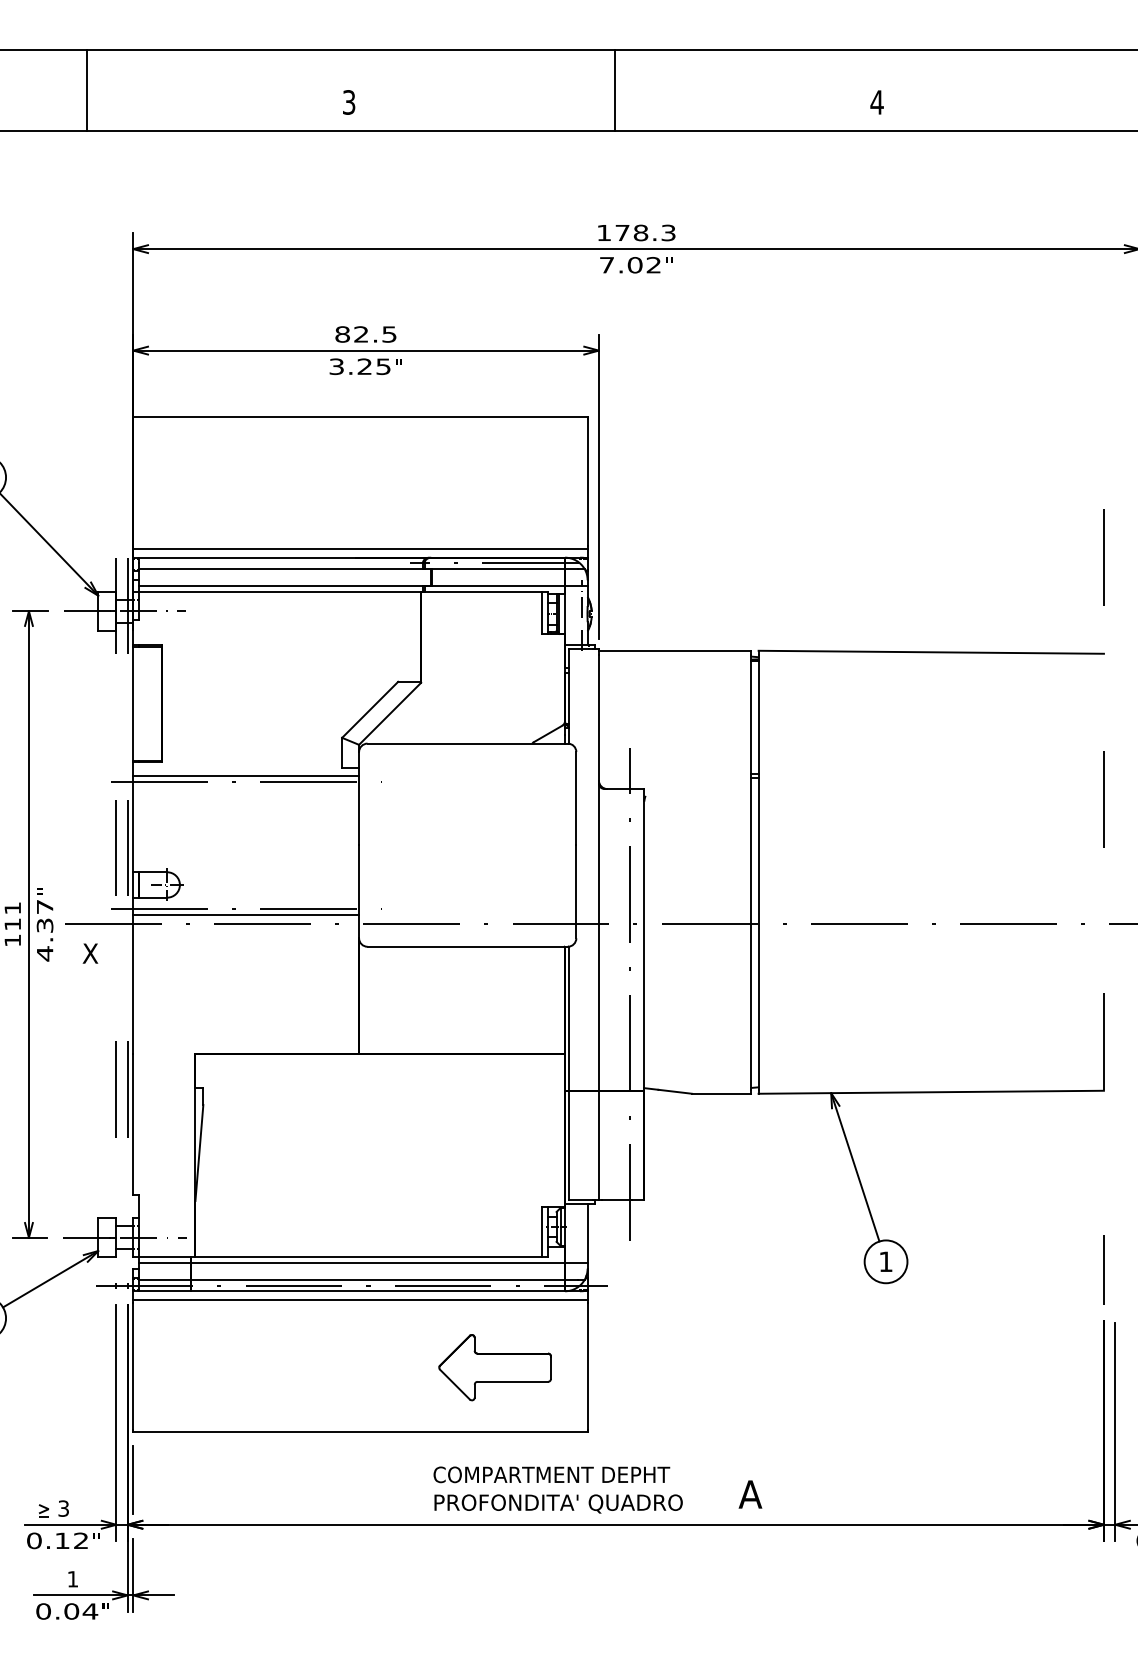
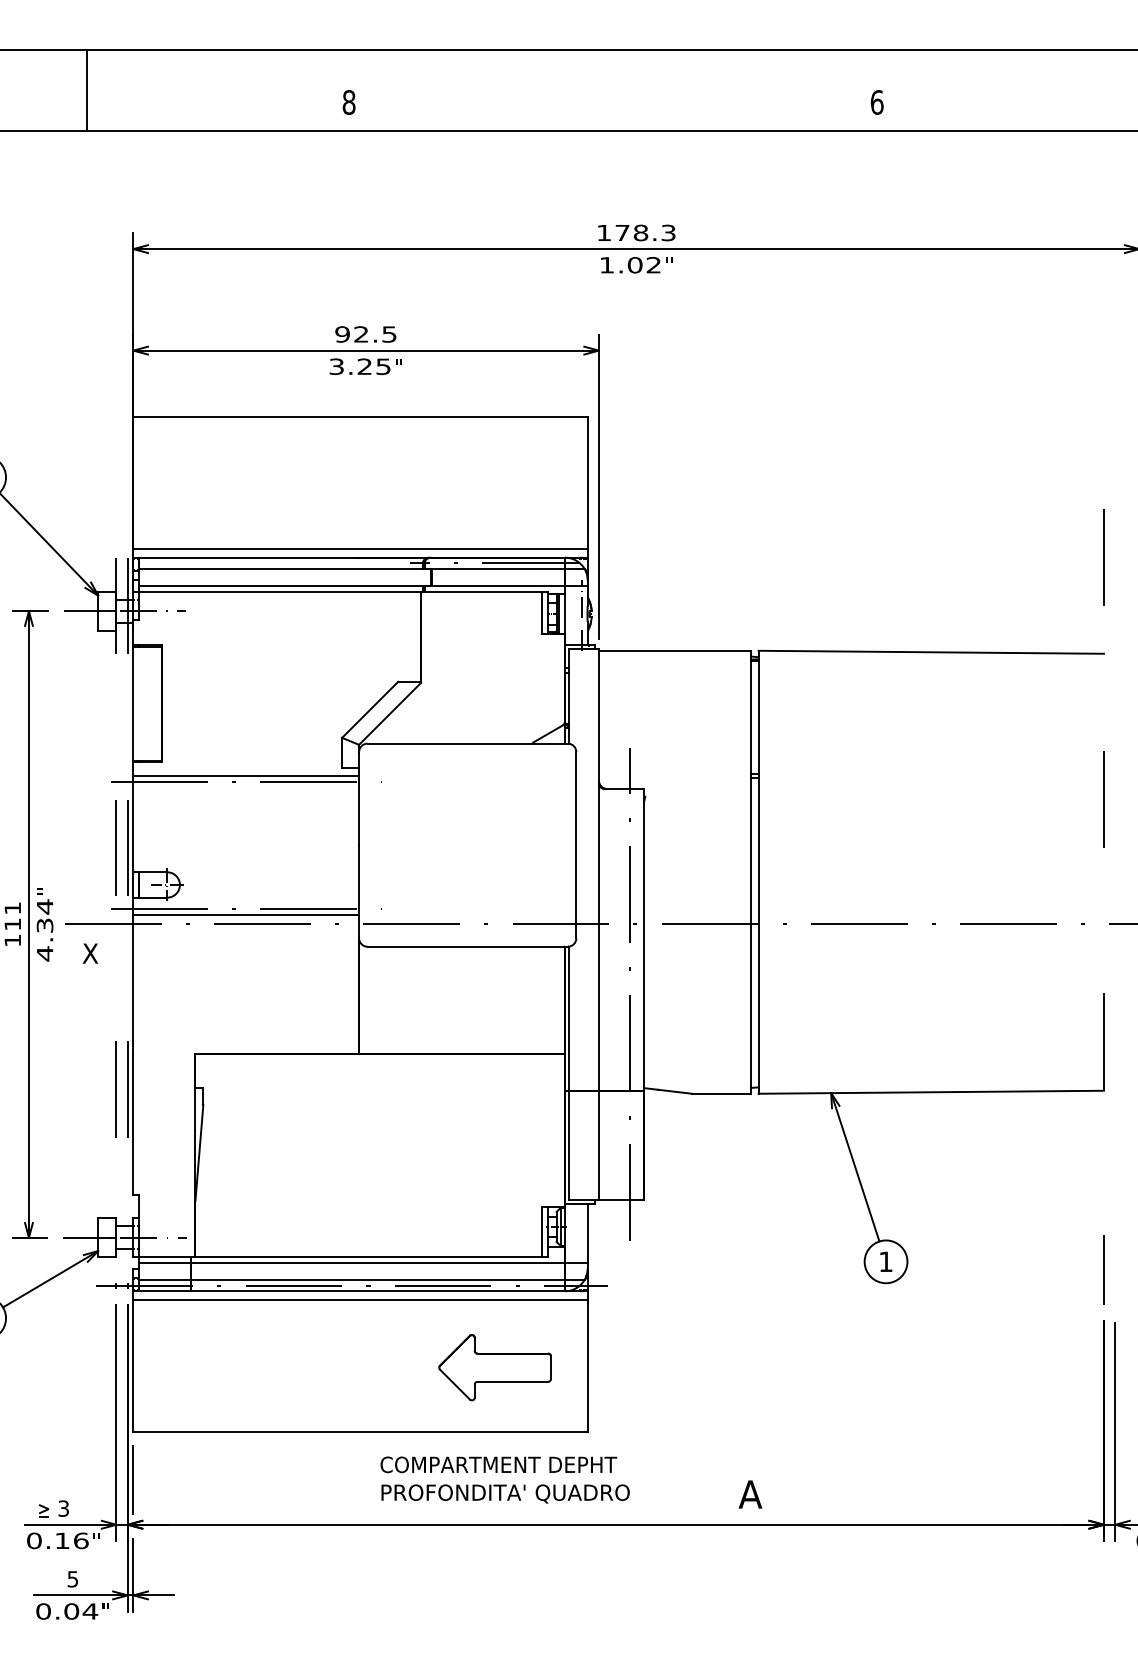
line: present -> none (615, 90)
text: 3 -> 8 (348, 102)
text: 4 -> 6 (876, 102)
text: 7.02 -> 1.02 (606, 265)
text: 82.5 -> 92.5 (342, 334)
text: 4.37 -> 4.34 (45, 906)
text position: (557, 1489) -> (504, 1479) (504, 1479)
text: 0.12 -> 0.16 (81, 1540)
text: 1 -> 5 (72, 1579)
